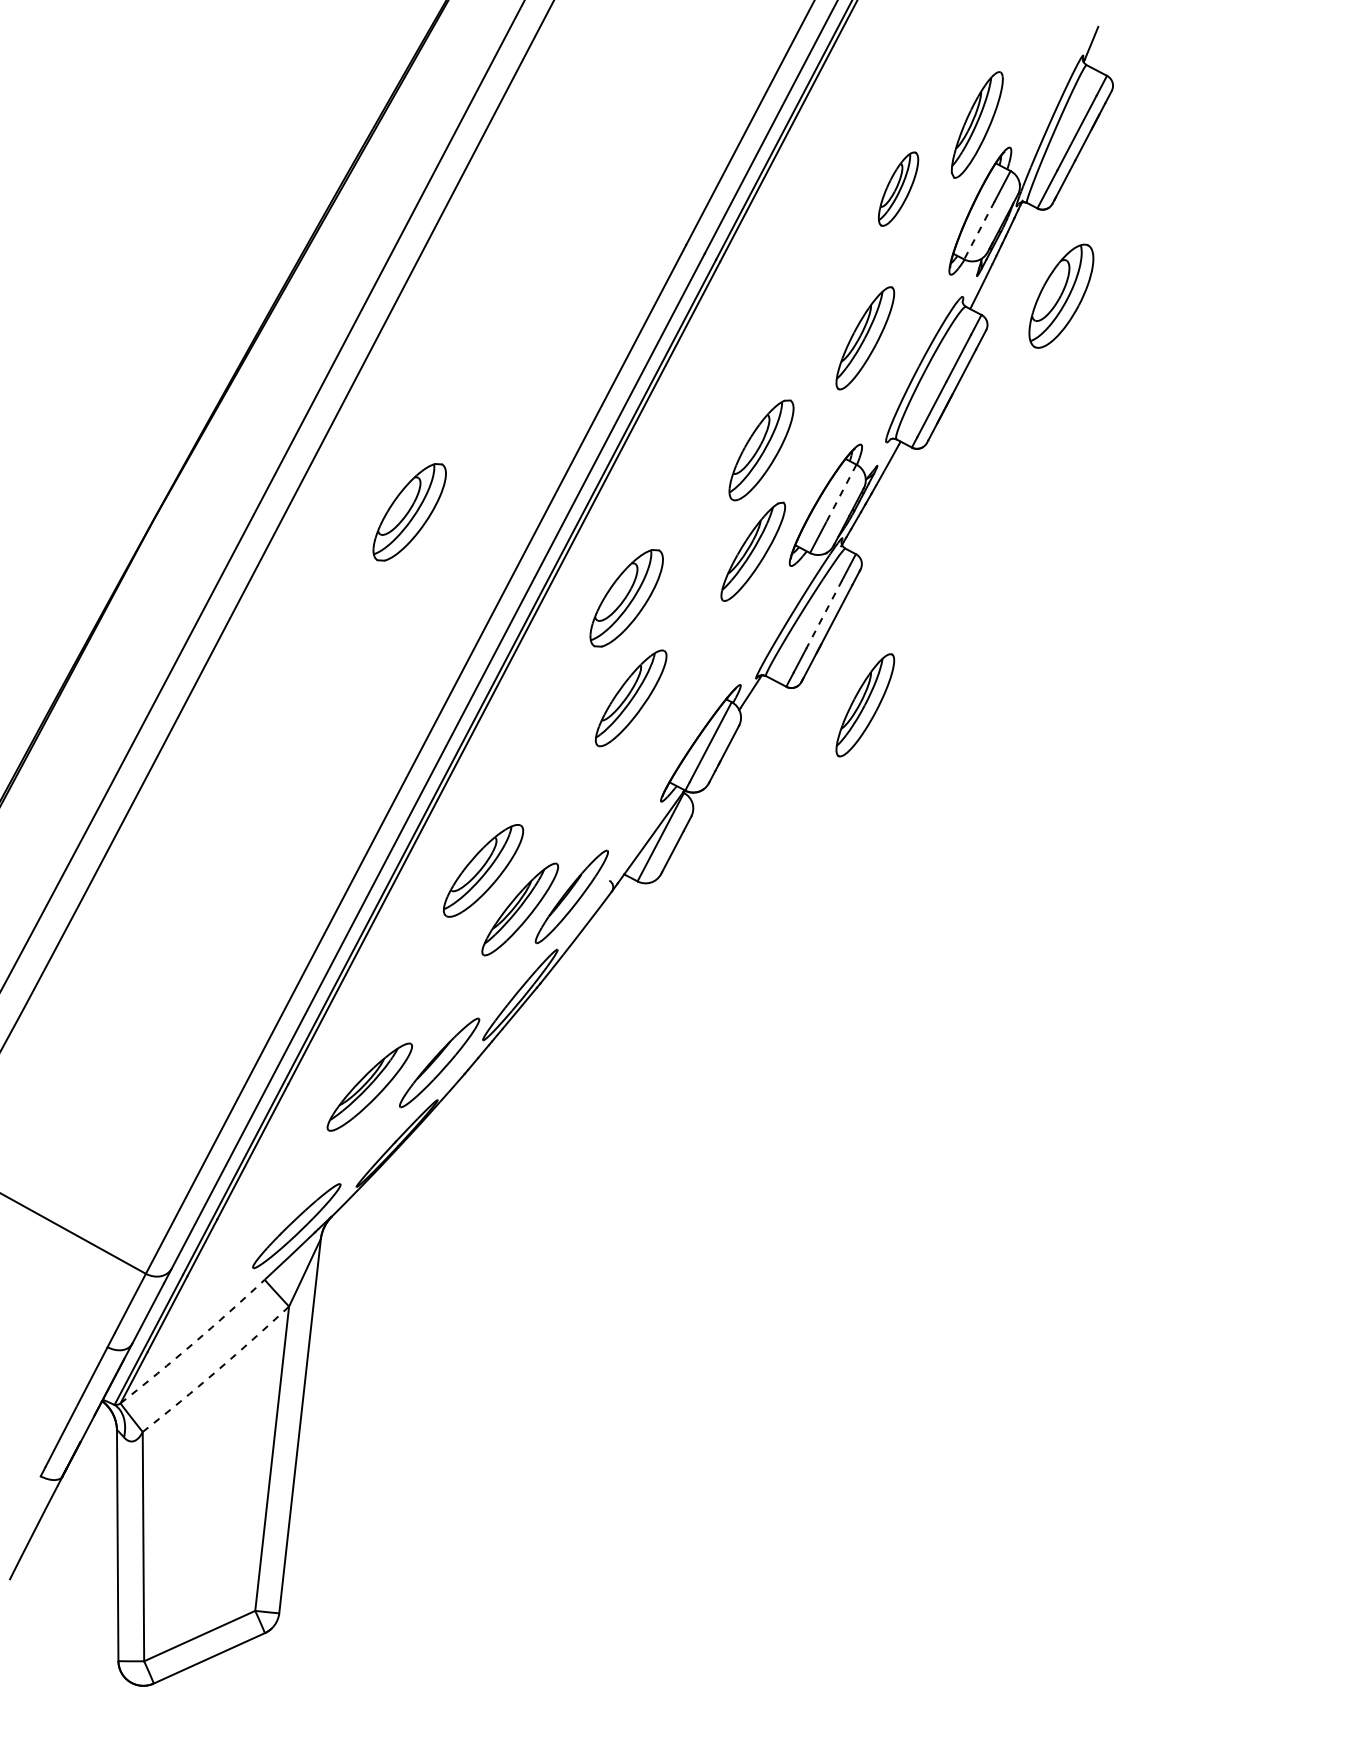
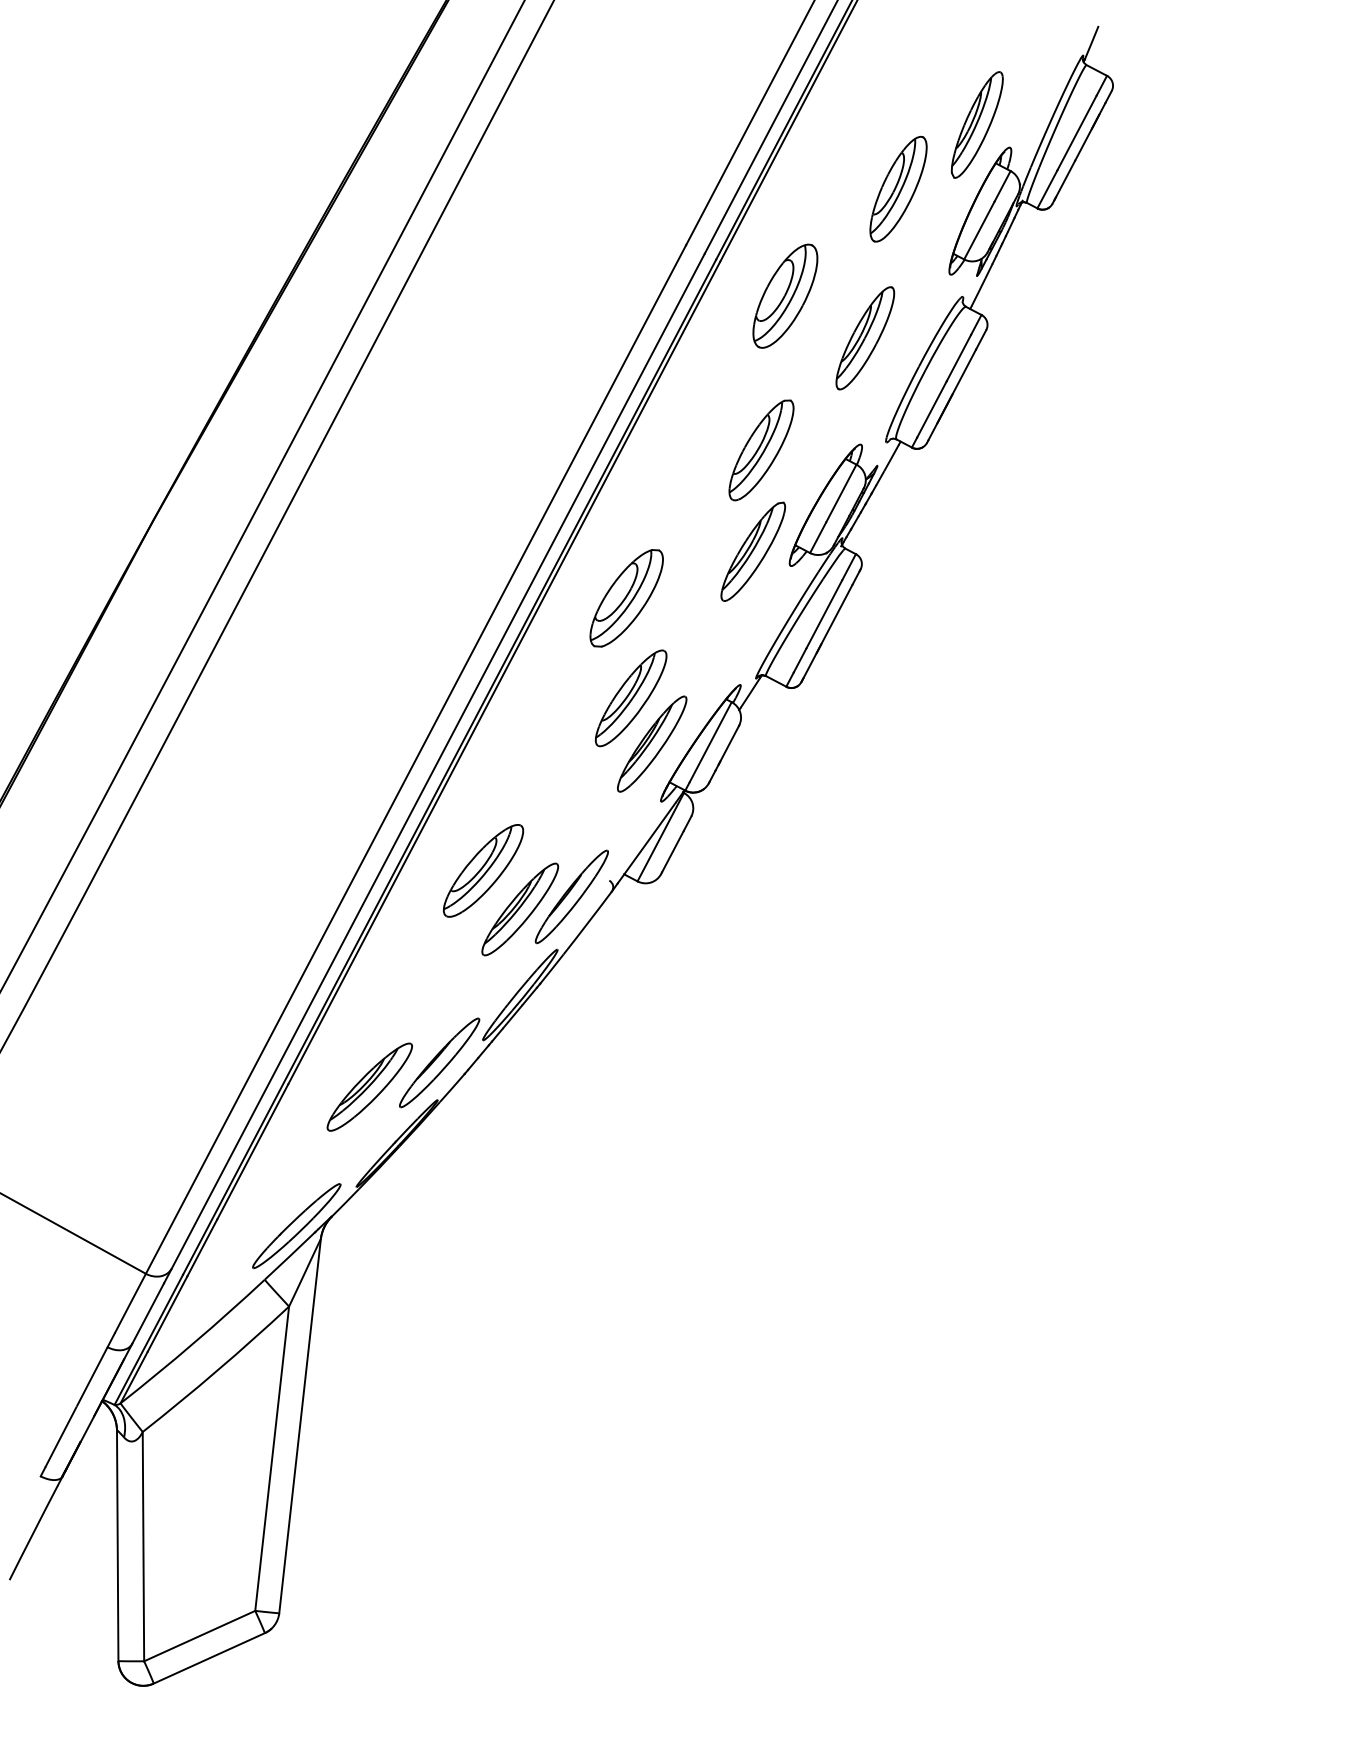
part size: 43x76 px -> 59x108 px (898, 188)
line: dashed -> solid (979, 230)
part position: (1061, 295) -> (785, 295) (785, 295)
line: dashed -> solid (841, 493)
part: present -> none (409, 512)
line: dashed -> solid (824, 614)
part: present -> none (865, 705)
part: none -> present (652, 743)
arc: dashed -> solid (193, 1343)
arc: dashed -> solid (217, 1370)
